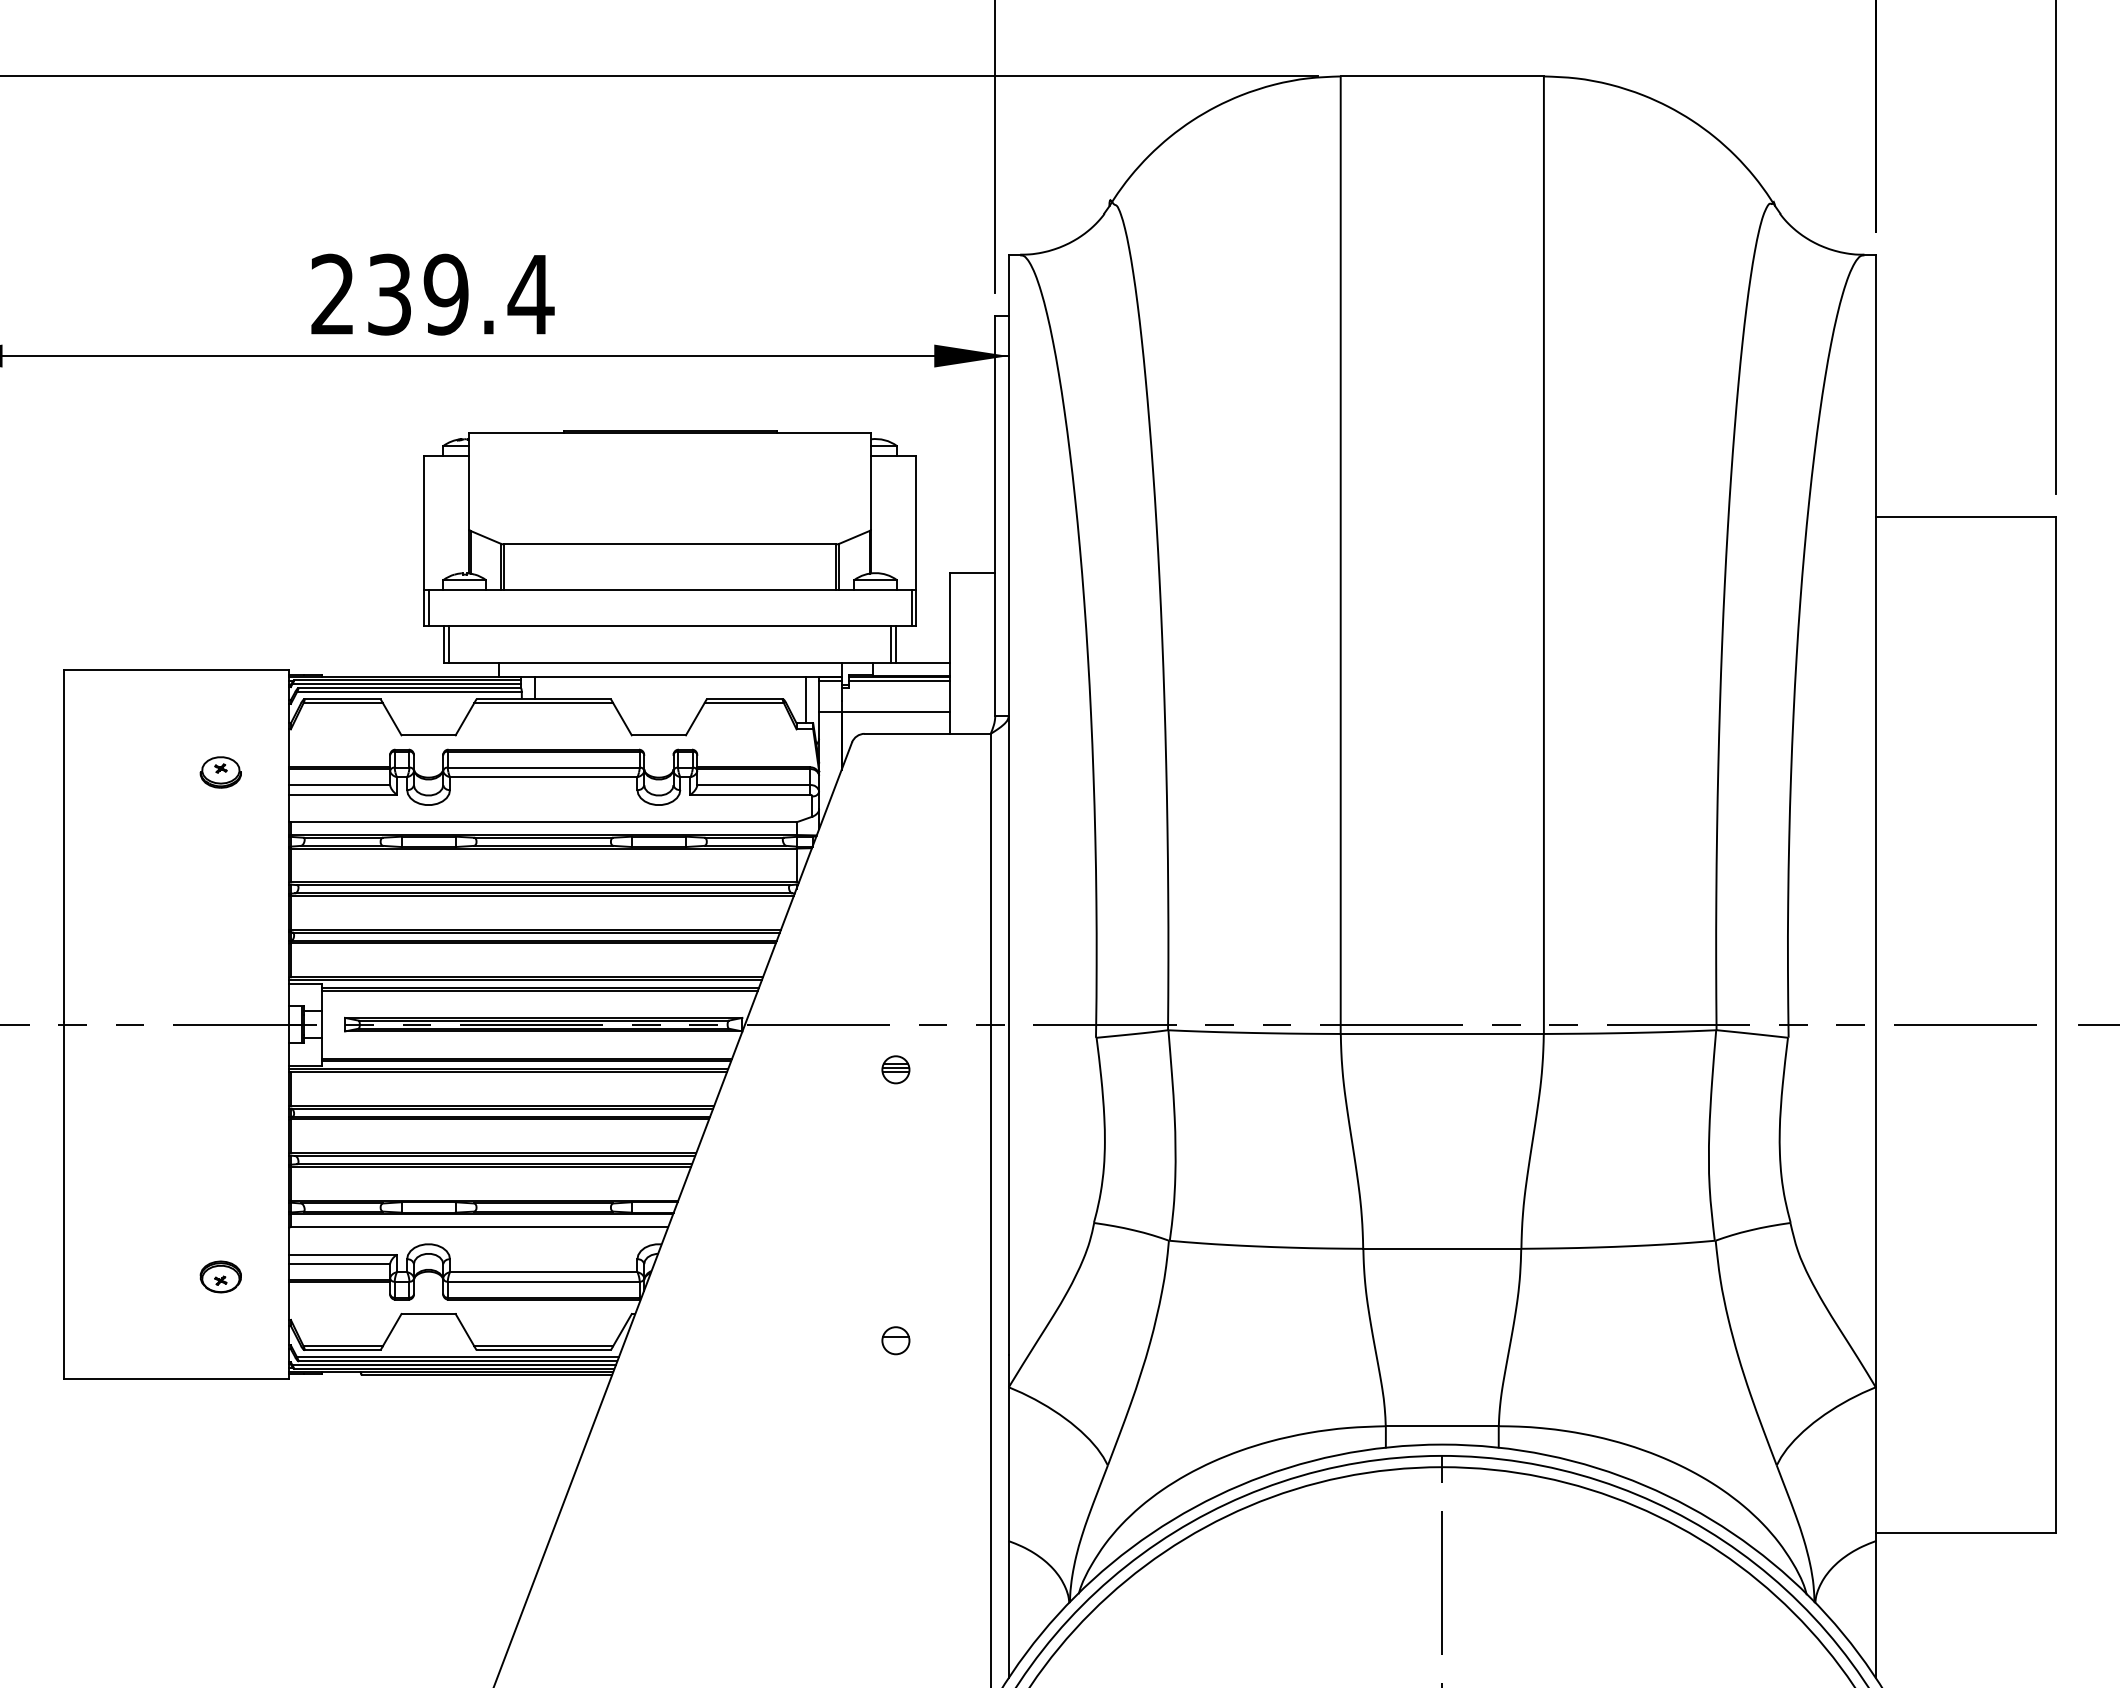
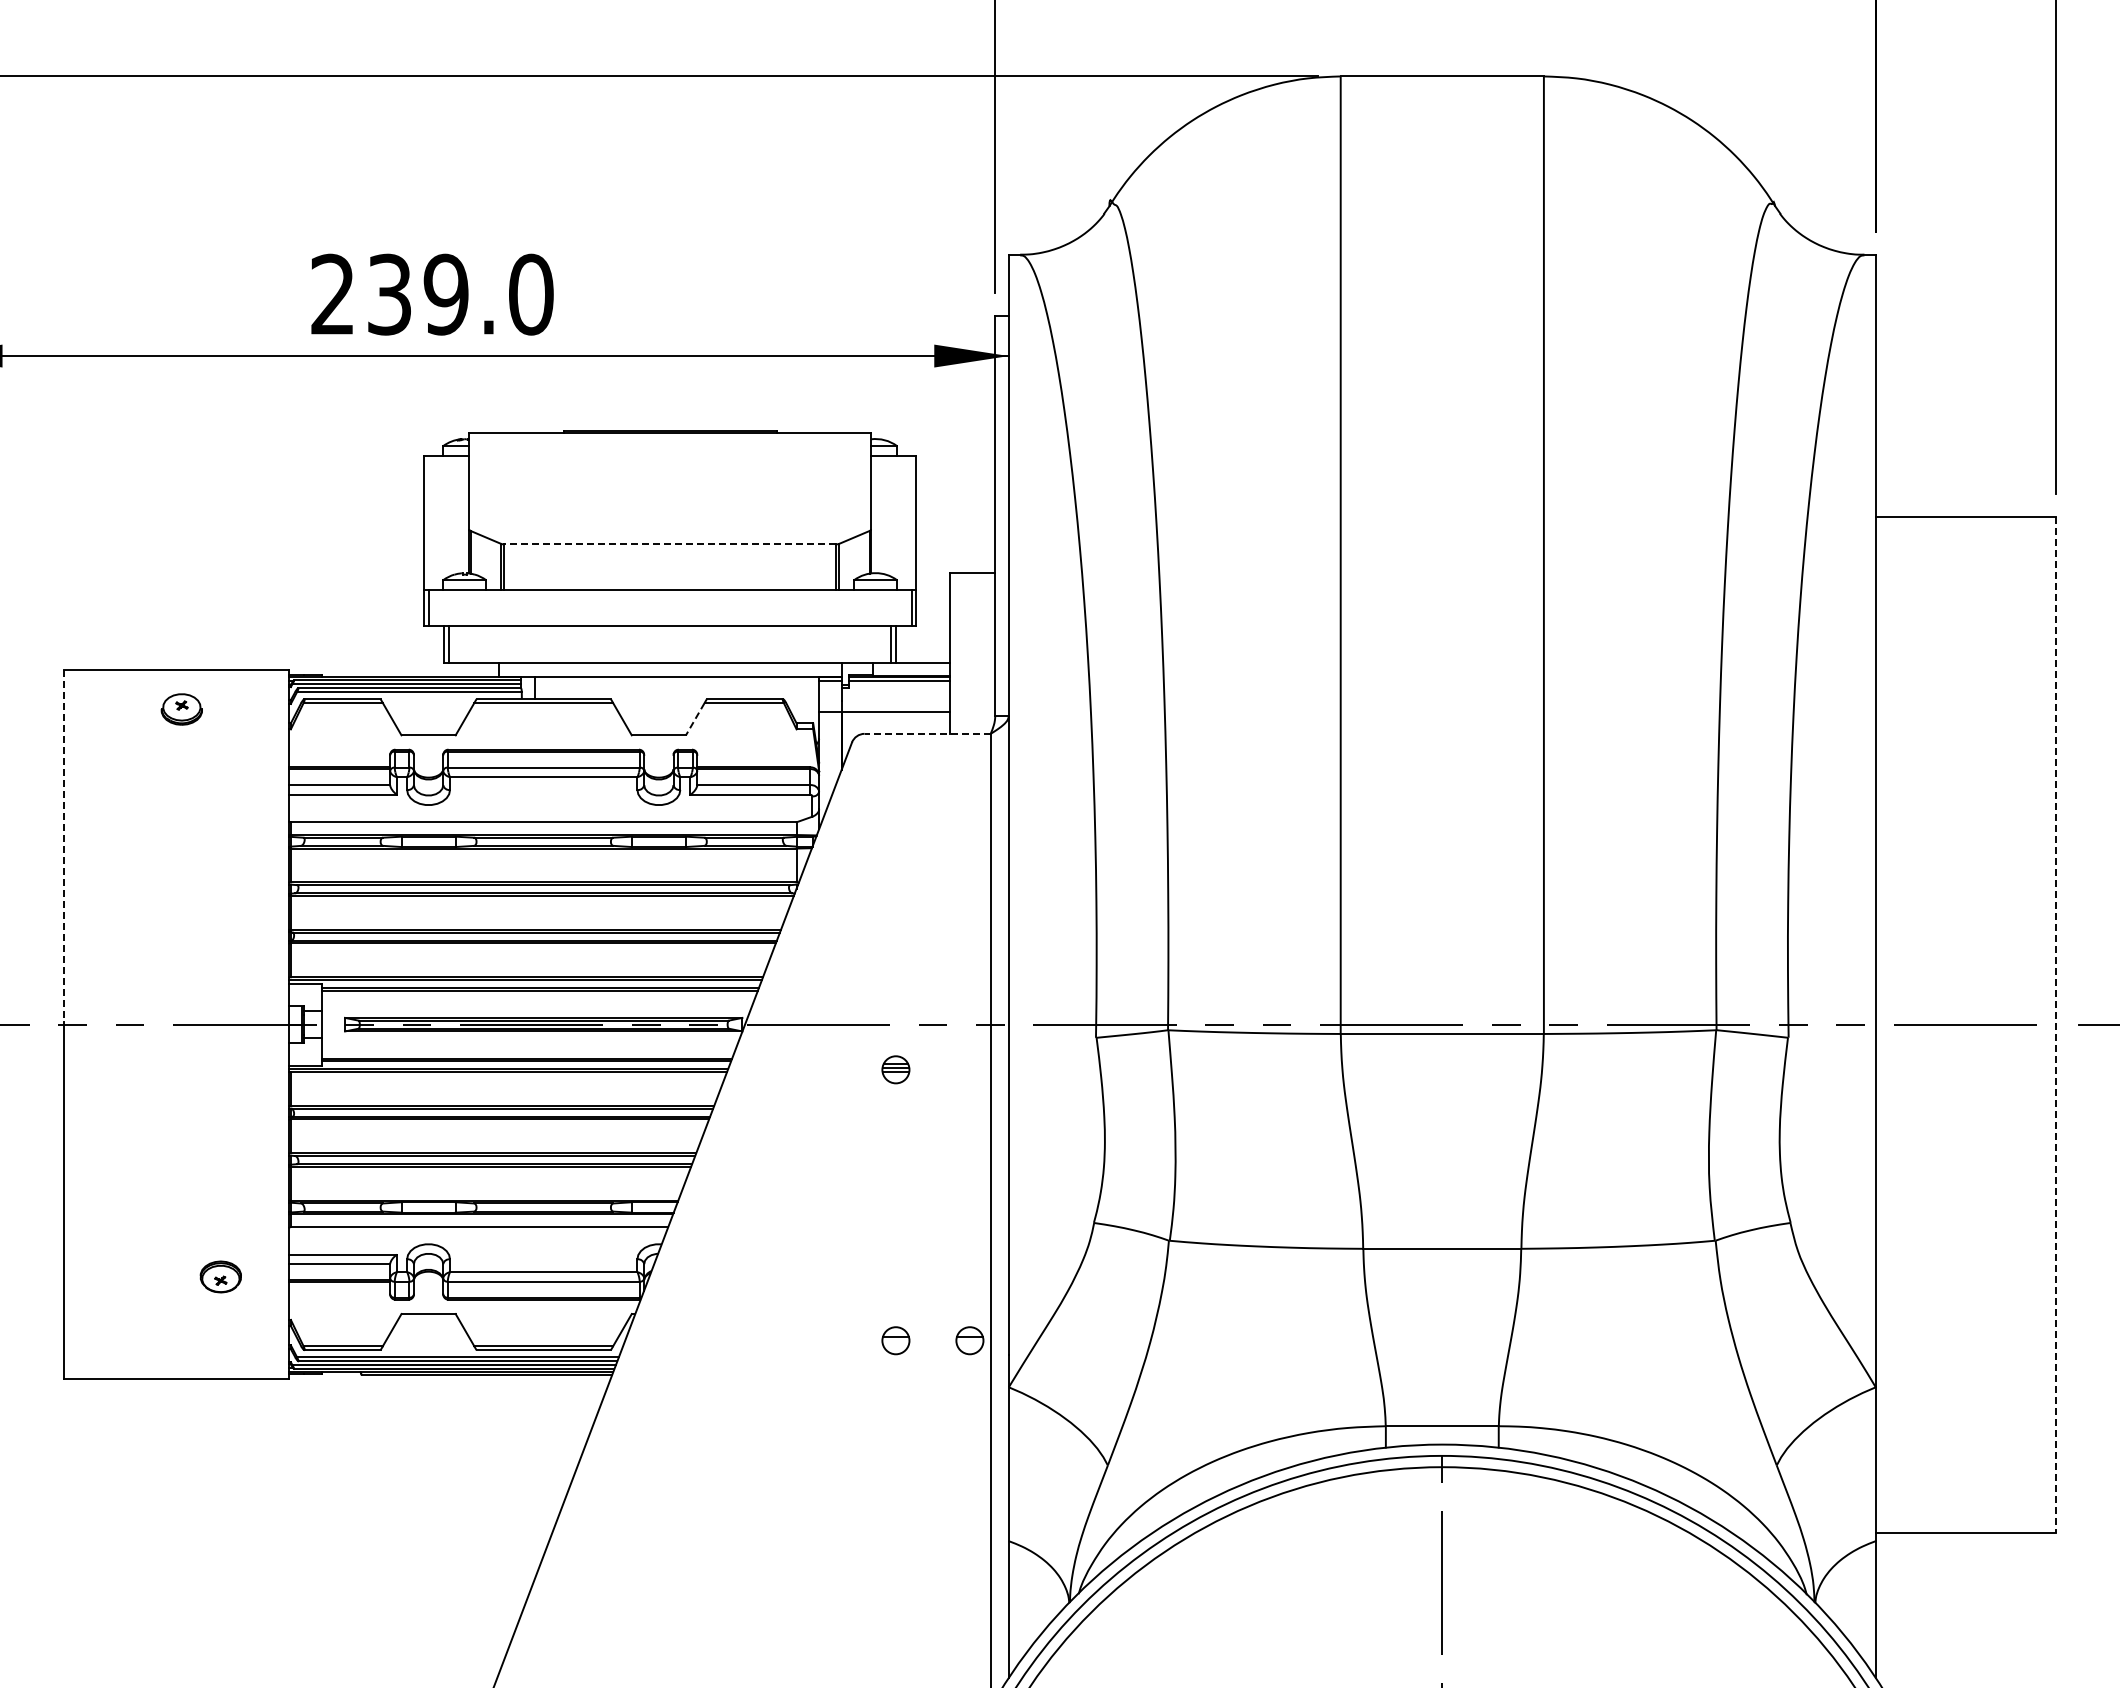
text: 239.4 -> 239.0 (530, 294)
line: solid -> dashed (669, 544)
line: present -> none (805, 699)
line: solid -> dashed (695, 719)
line: solid -> dashed (927, 733)
part position: (220, 772) -> (181, 709) (181, 709)
line: solid -> dashed (63, 846)
line: solid -> dashed (2056, 1024)
part: none -> present (969, 1340)
